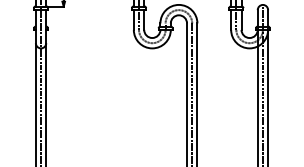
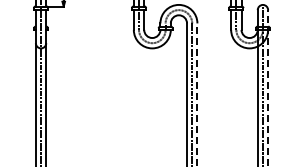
line: solid -> dashed (268, 88)
line: solid -> dashed (197, 94)
